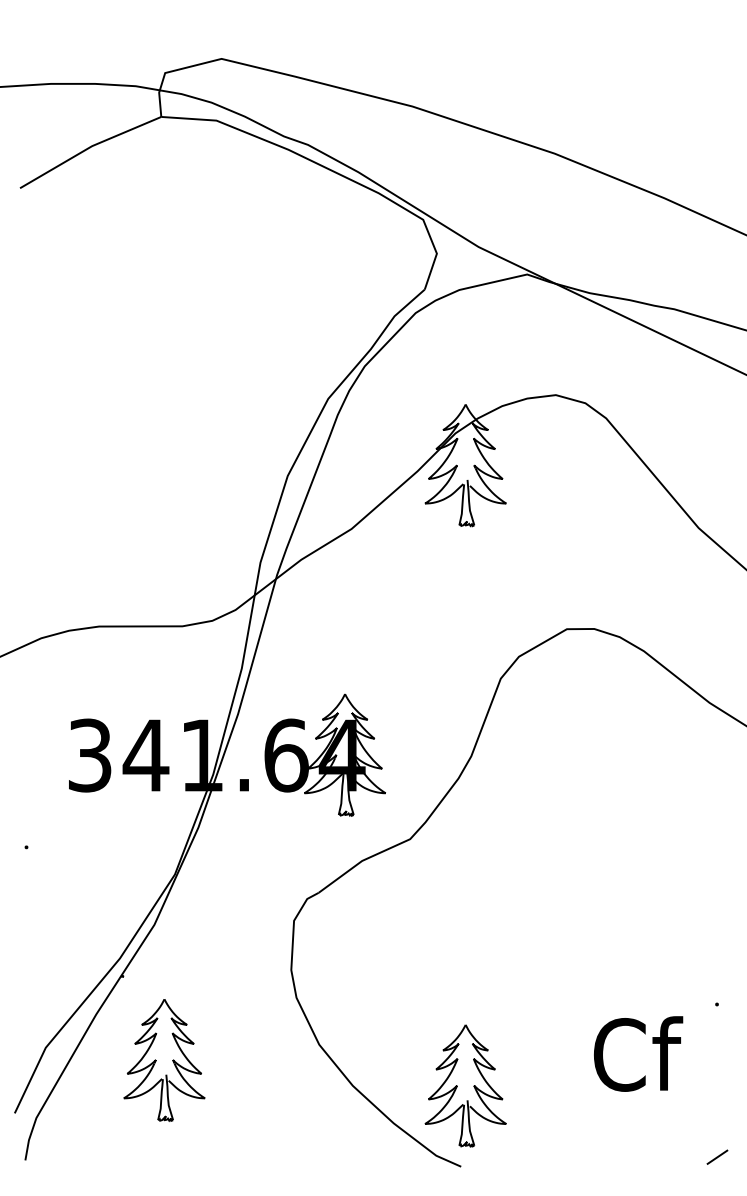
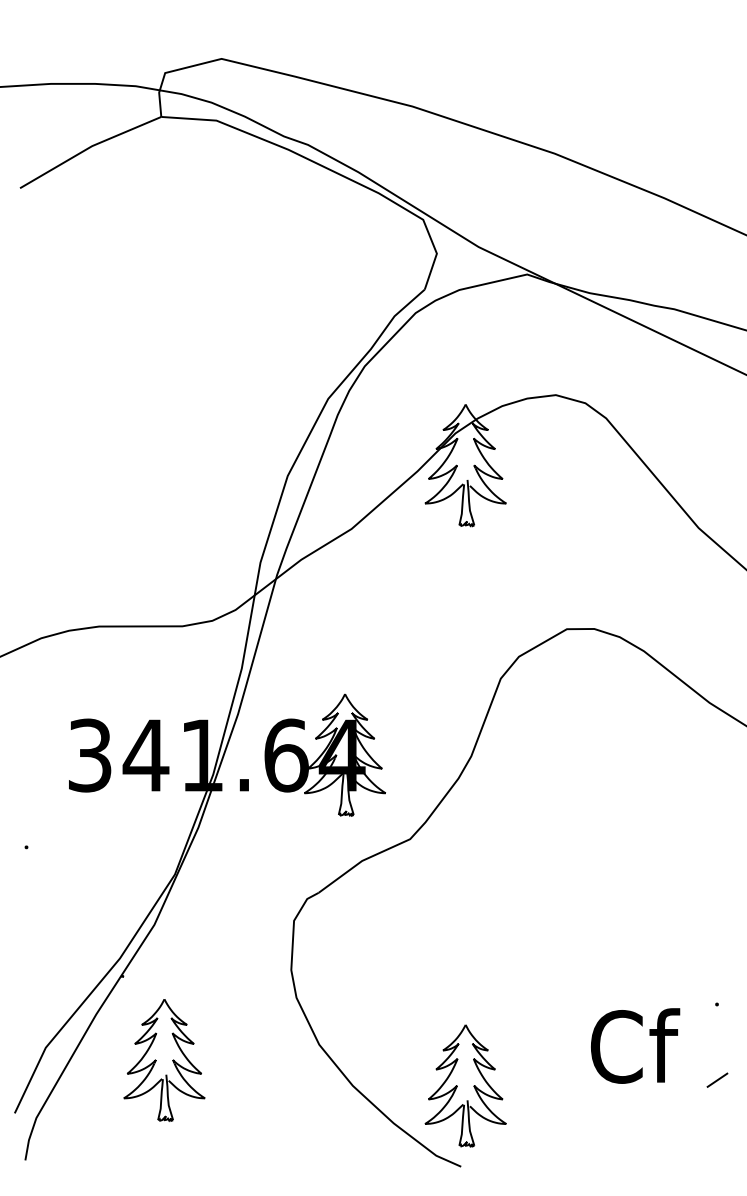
text position: (638, 1053) -> (635, 1045) (635, 1045)
line position: (717, 1156) -> (717, 1079) (717, 1079)
